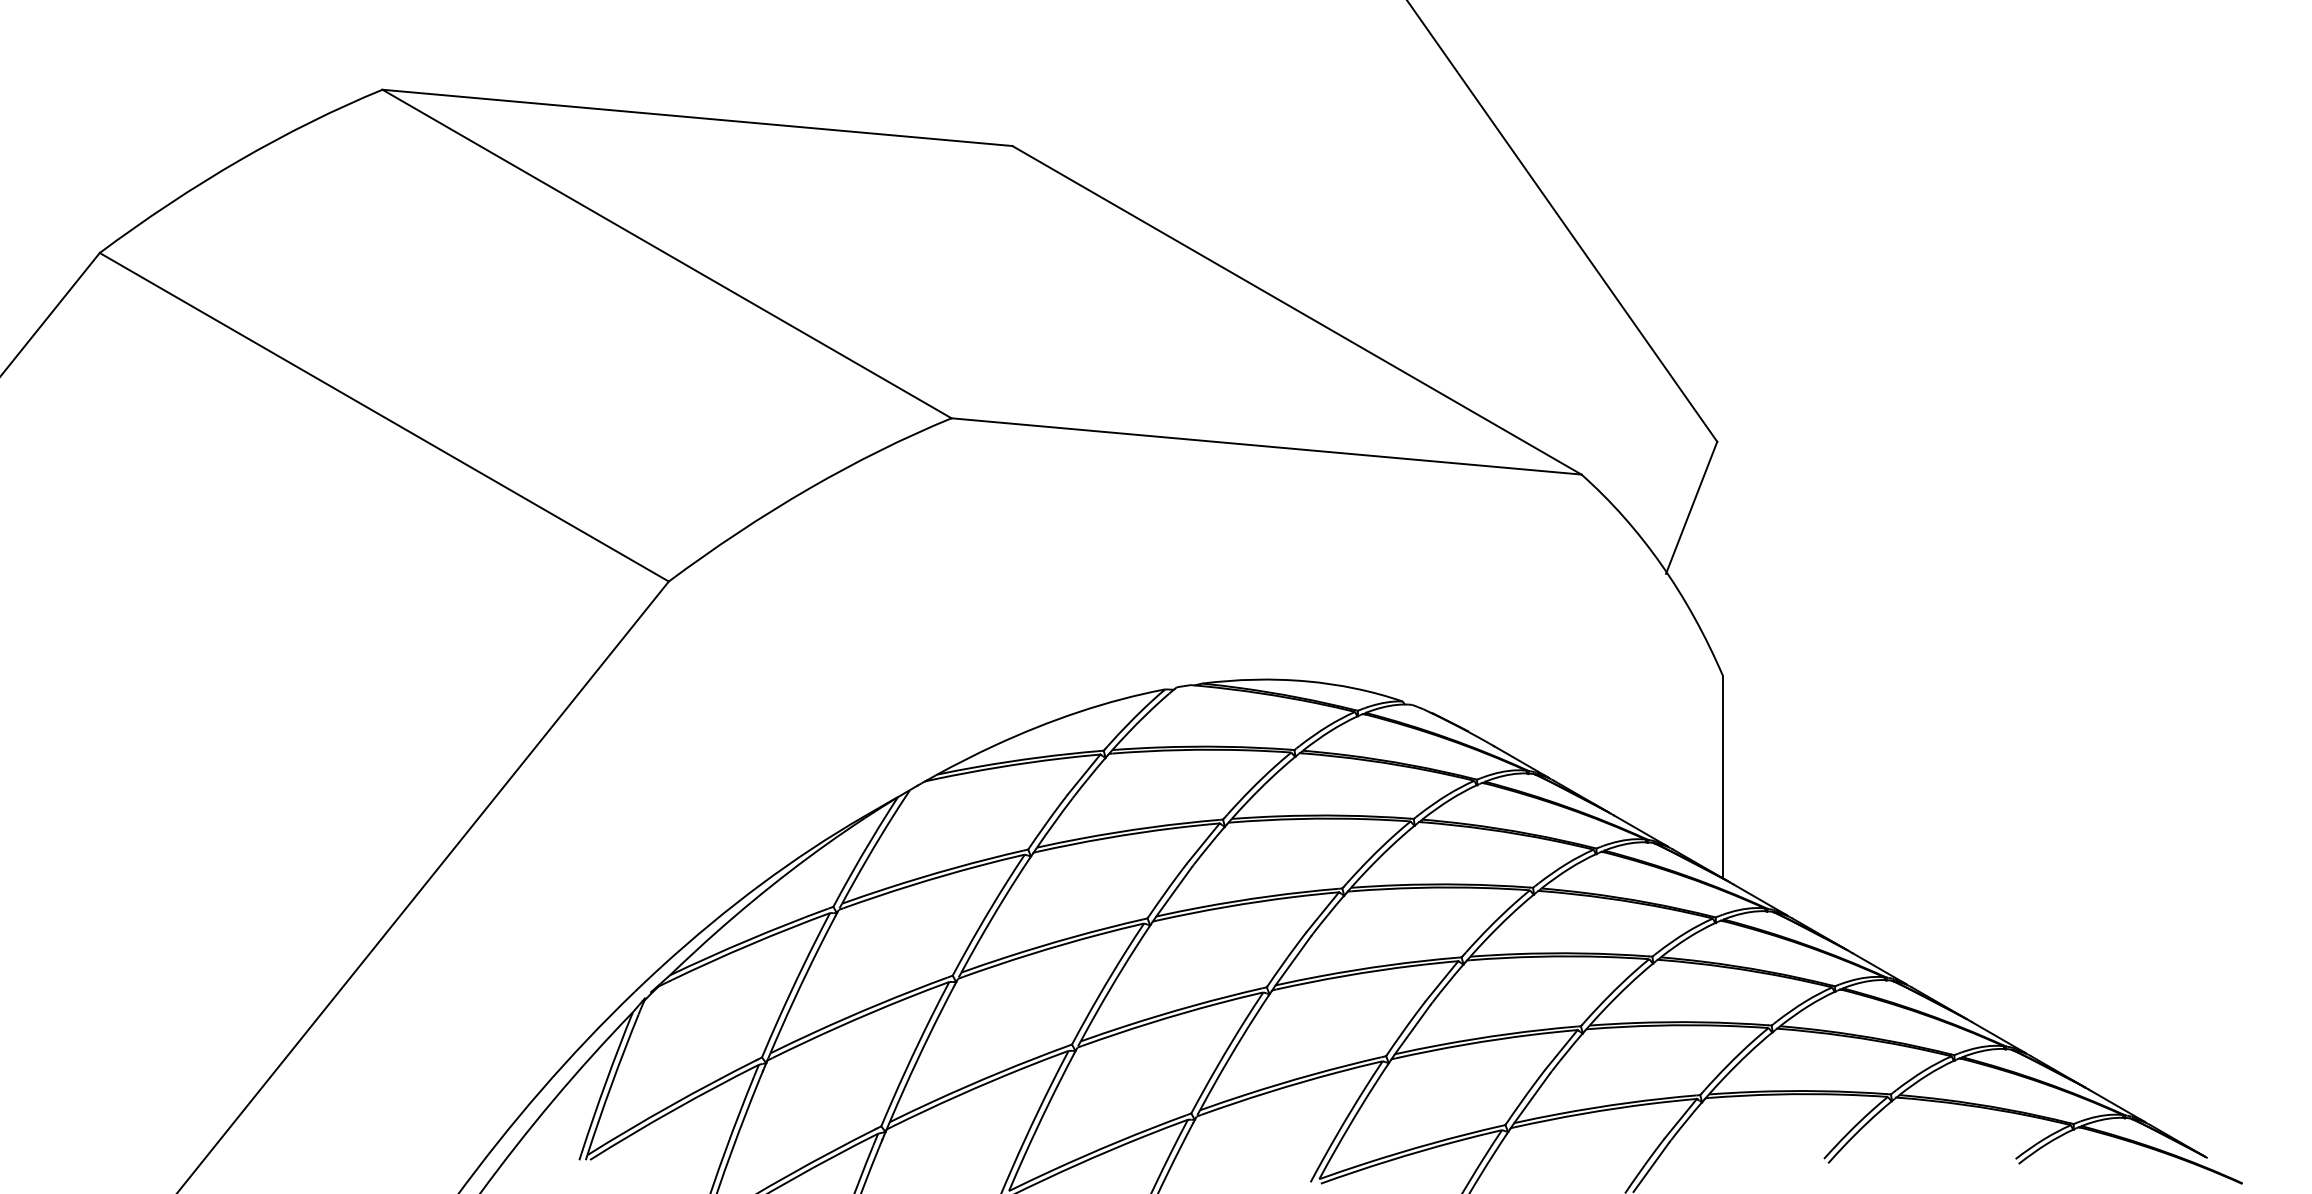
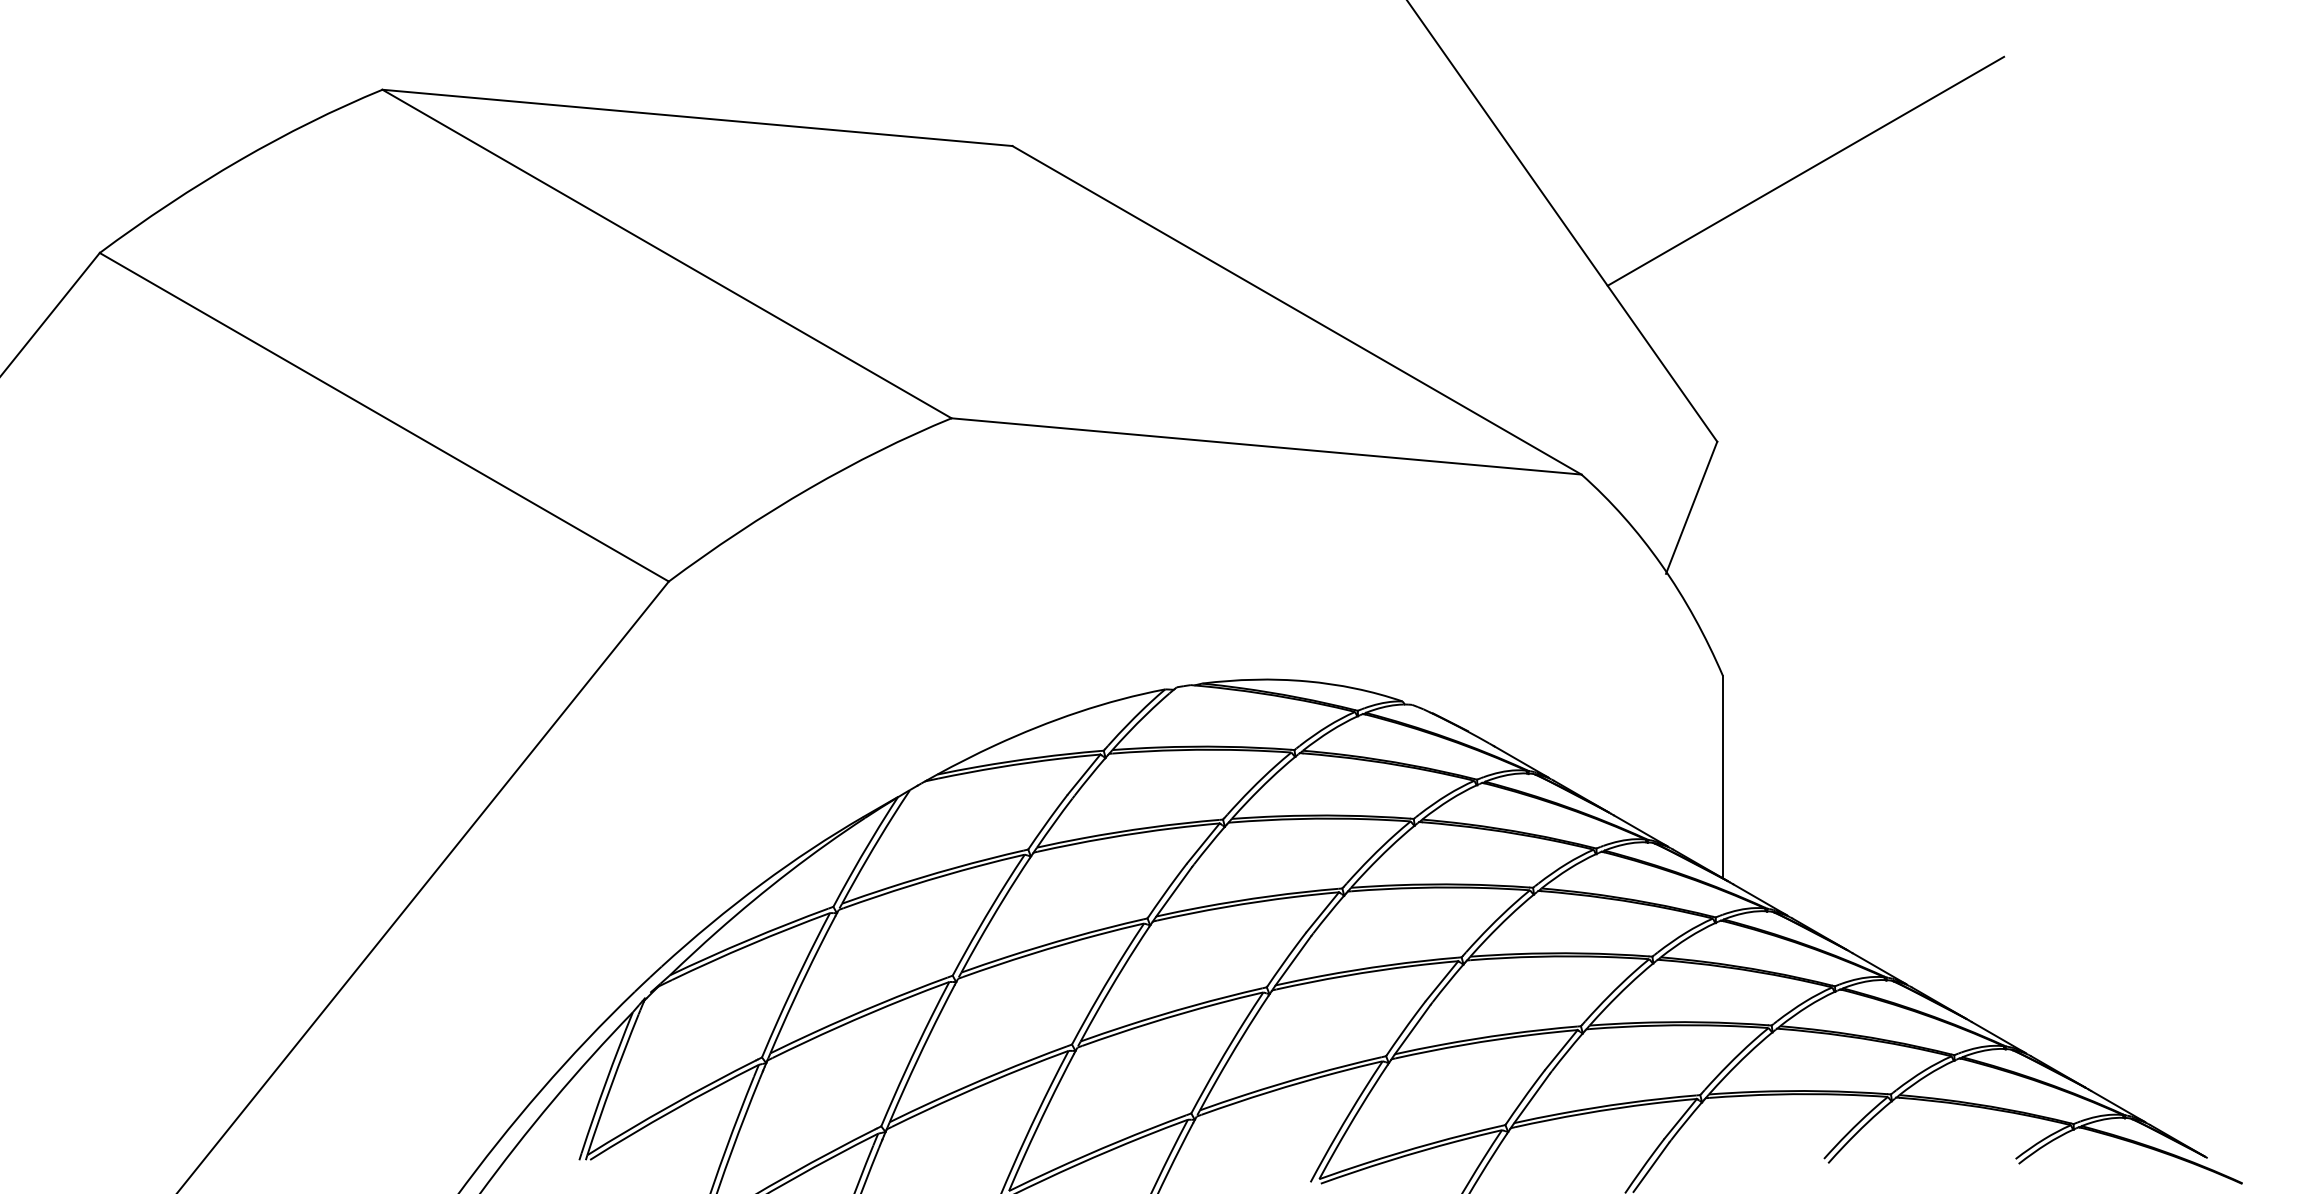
line: none -> present (1805, 170)
